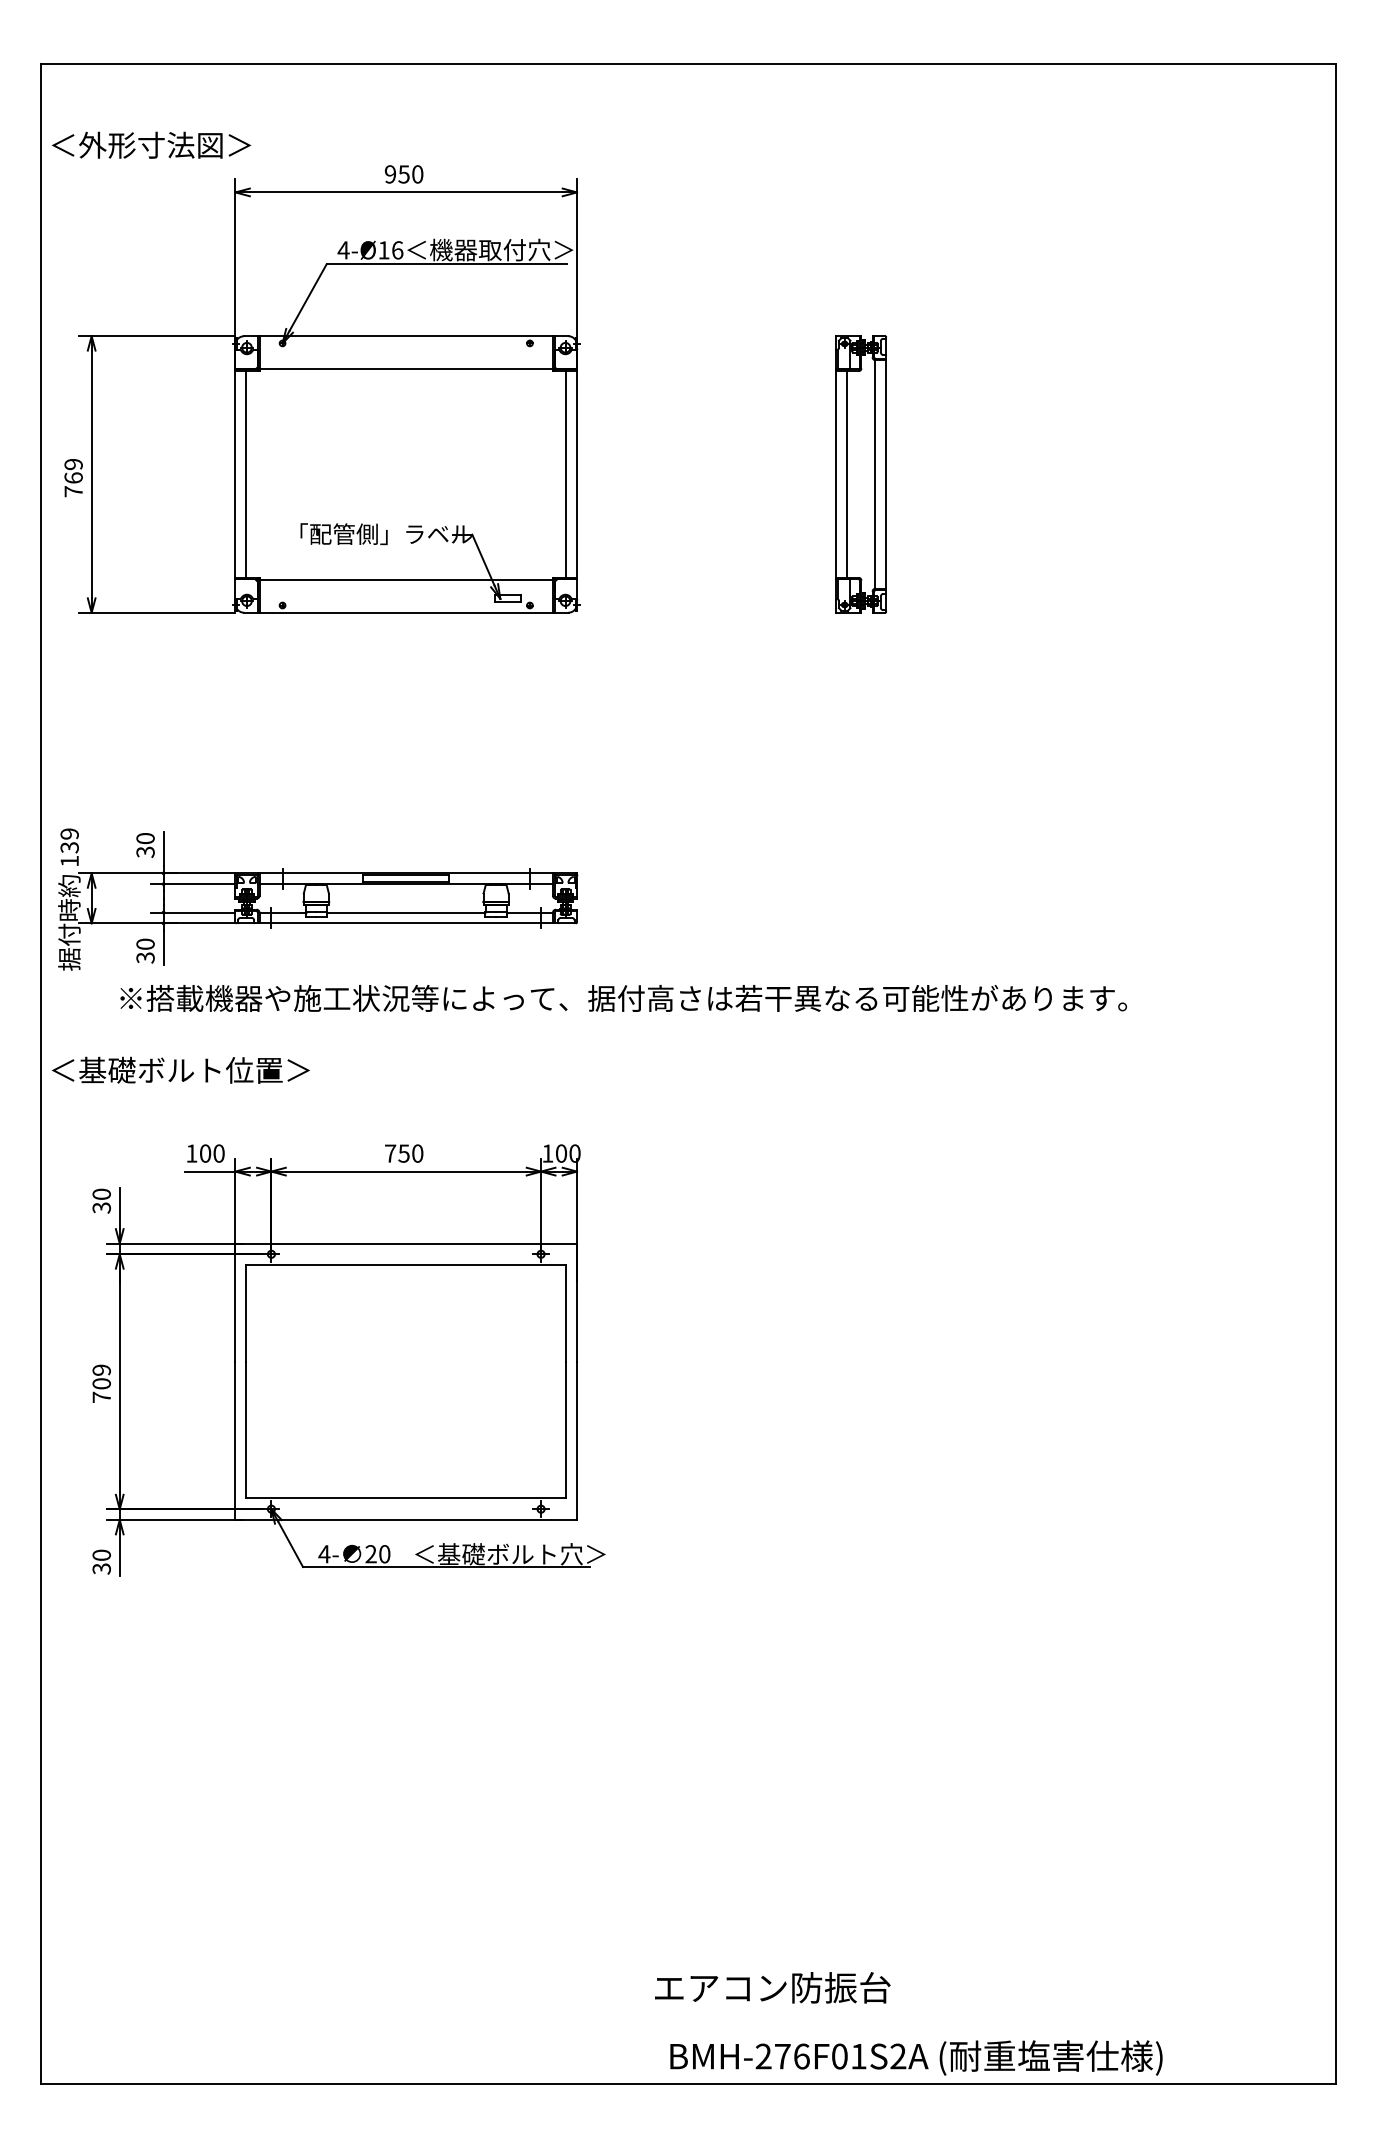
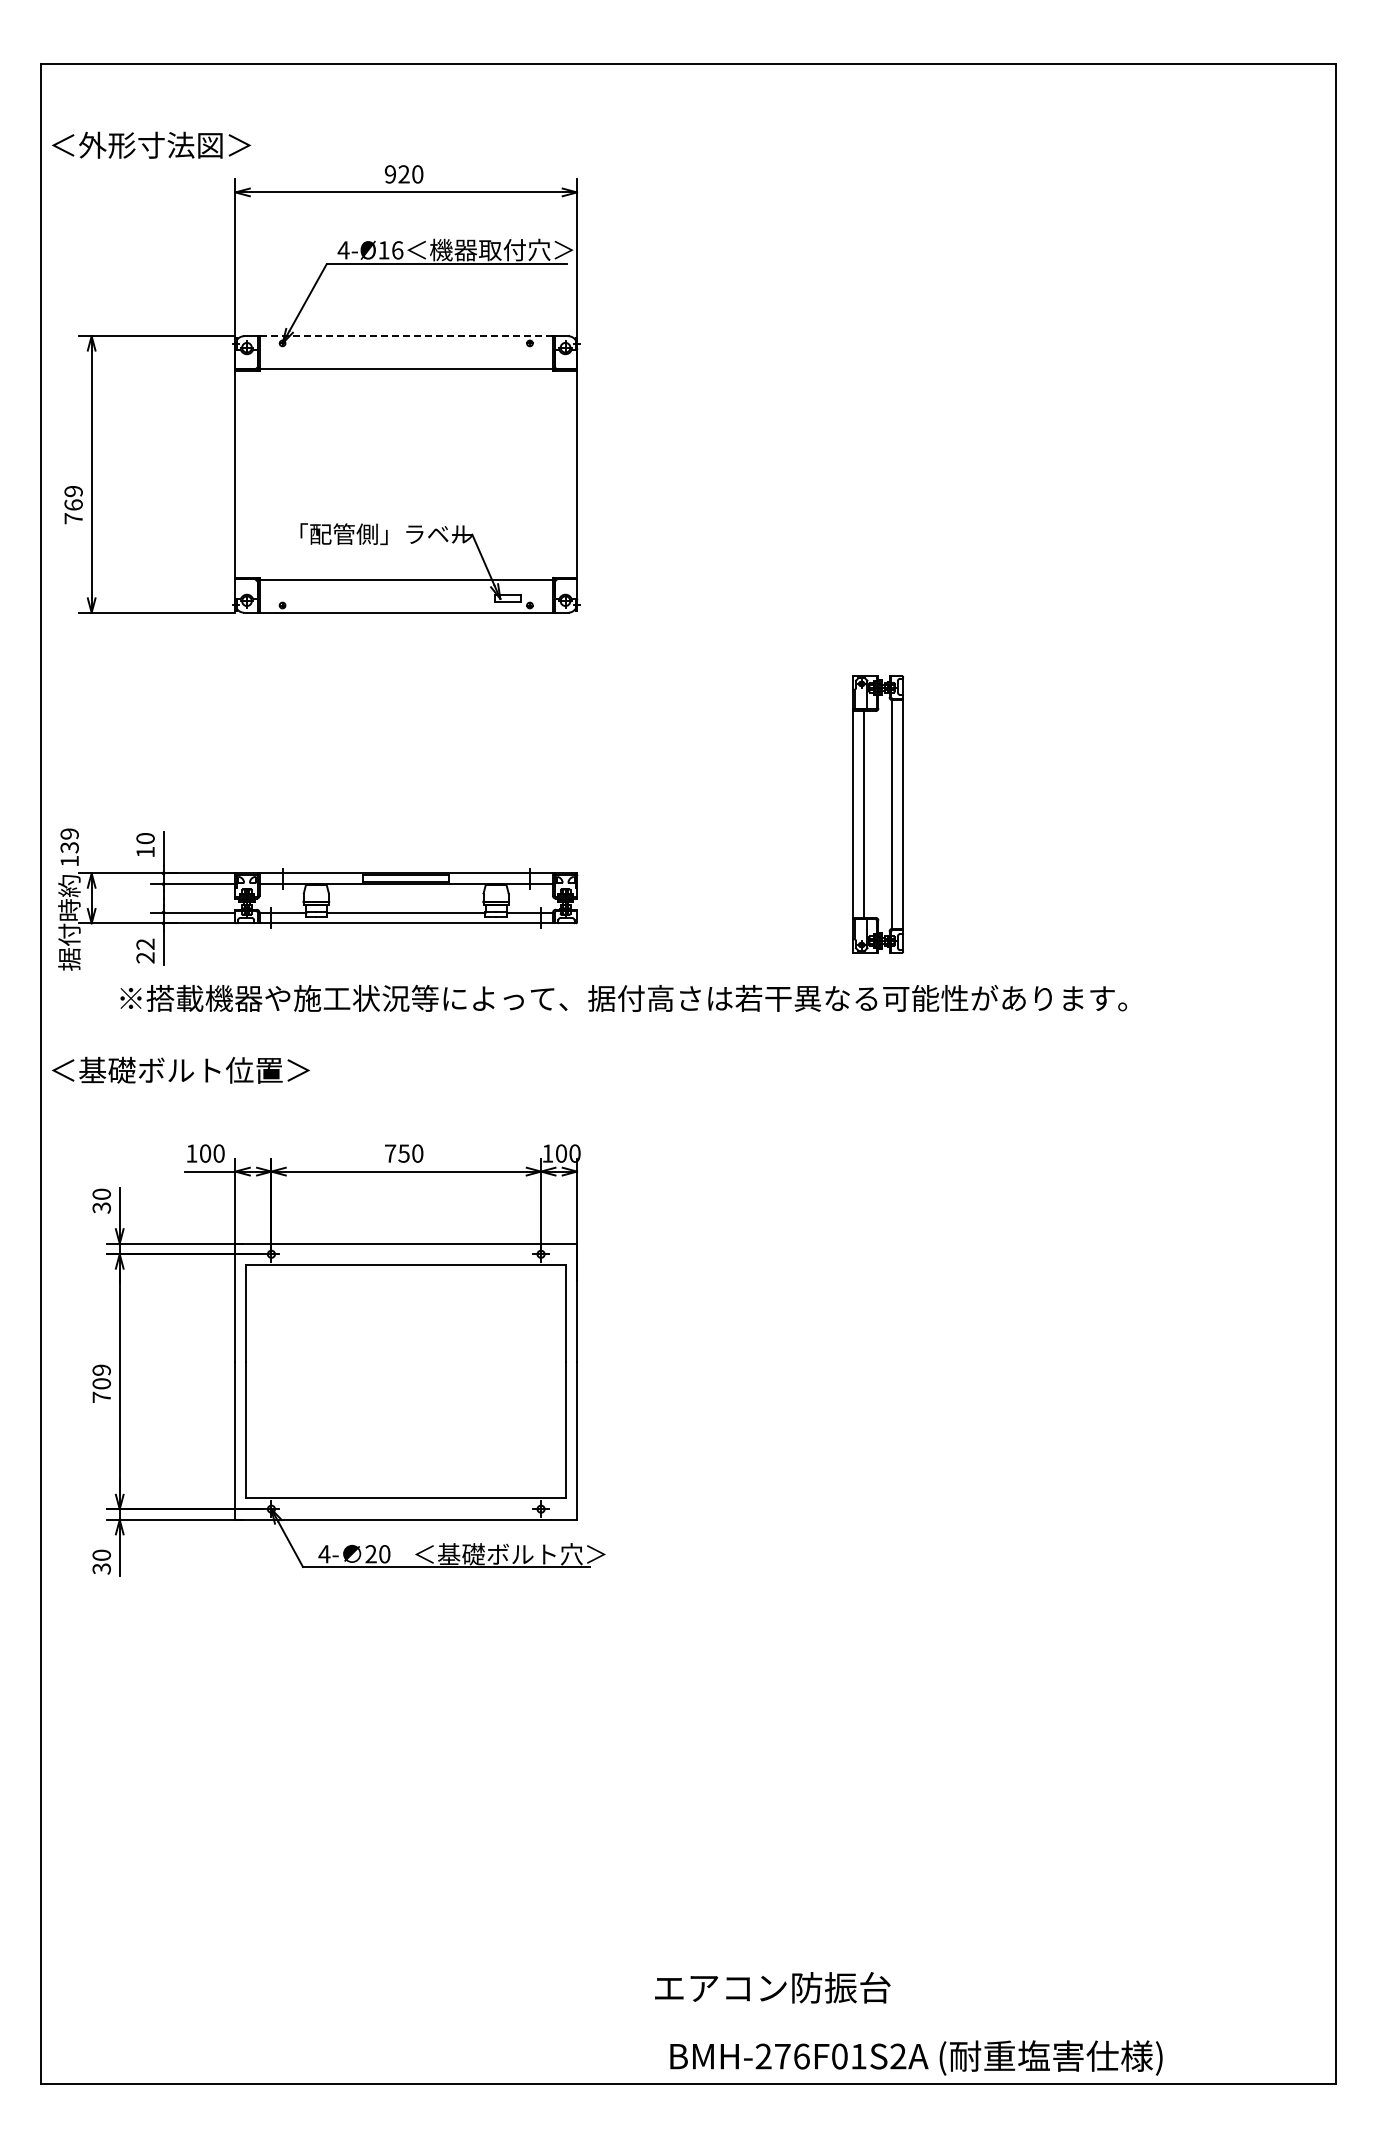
text: 950 -> 920 (403, 174)
line: solid -> dashed (406, 336)
line: present -> none (246, 474)
line: present -> none (566, 474)
part position: (860, 474) -> (877, 814) (877, 814)
text position: (73, 478) -> (73, 505) (73, 505)
text: 30 -> 10 (145, 851)
text: 30 -> 22 (145, 950)
